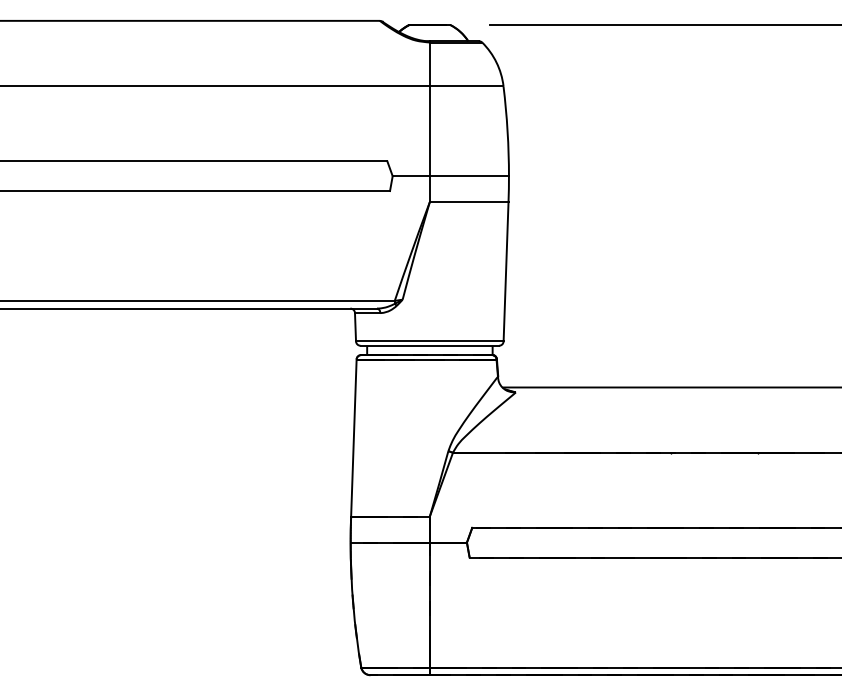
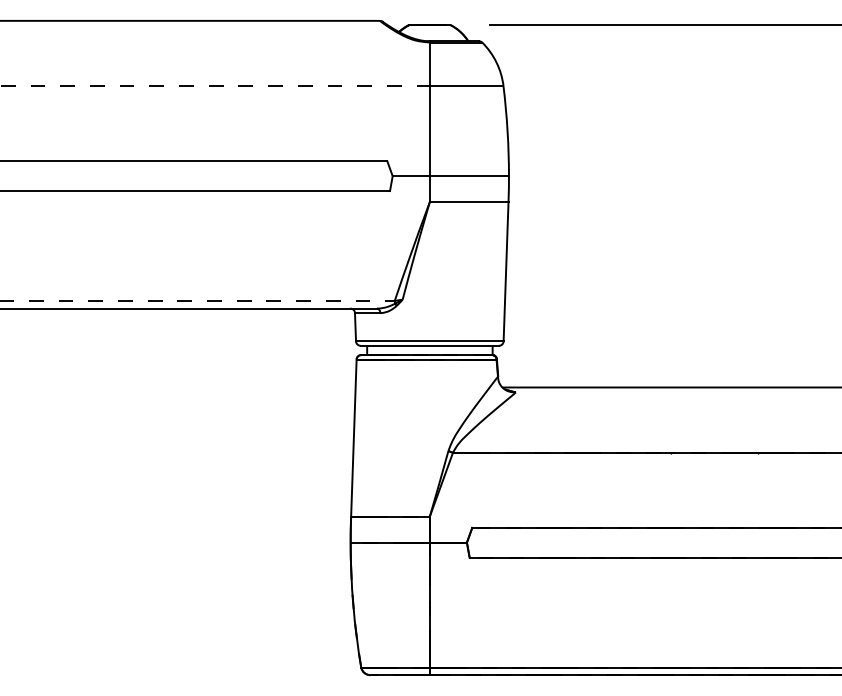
line: solid -> dashed (215, 86)
line: solid -> dashed (197, 300)
